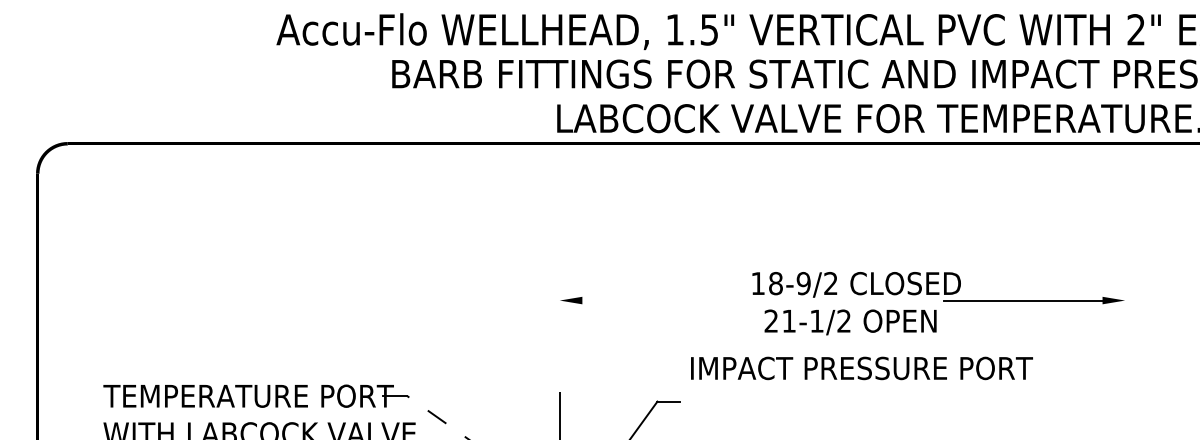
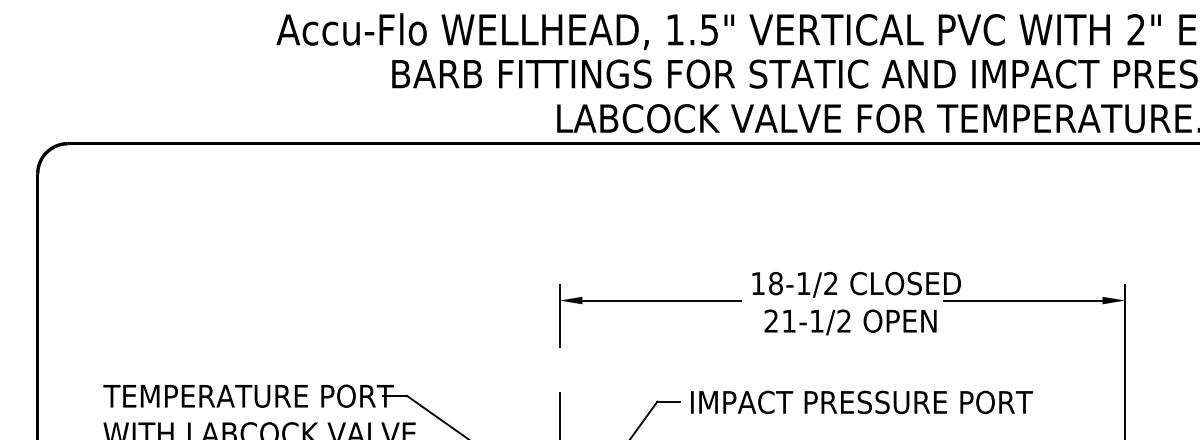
text: 18-9/2 -> 18-1/2 (803, 283)
line: none -> present (661, 300)
line: none -> present (559, 316)
line: none -> present (1125, 360)
text position: (861, 368) -> (861, 402) (861, 402)
line: dashed -> solid (438, 417)
